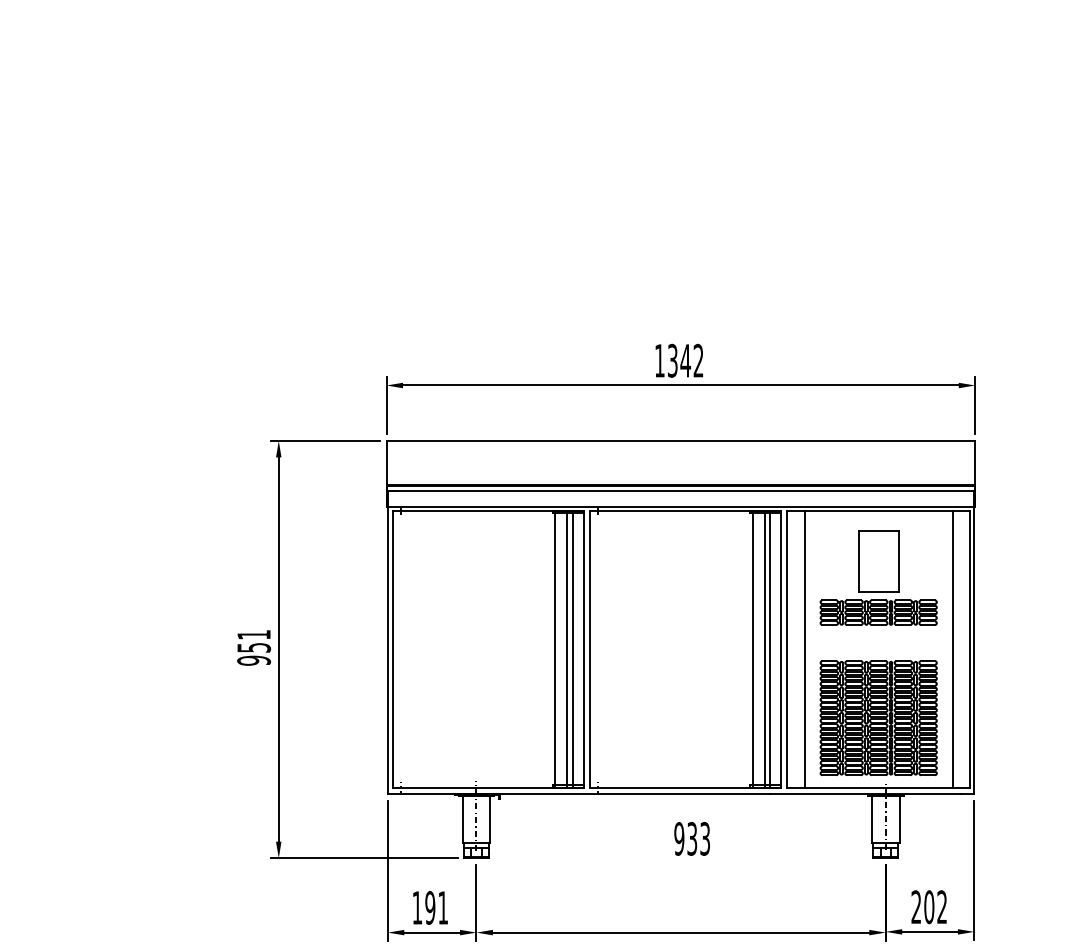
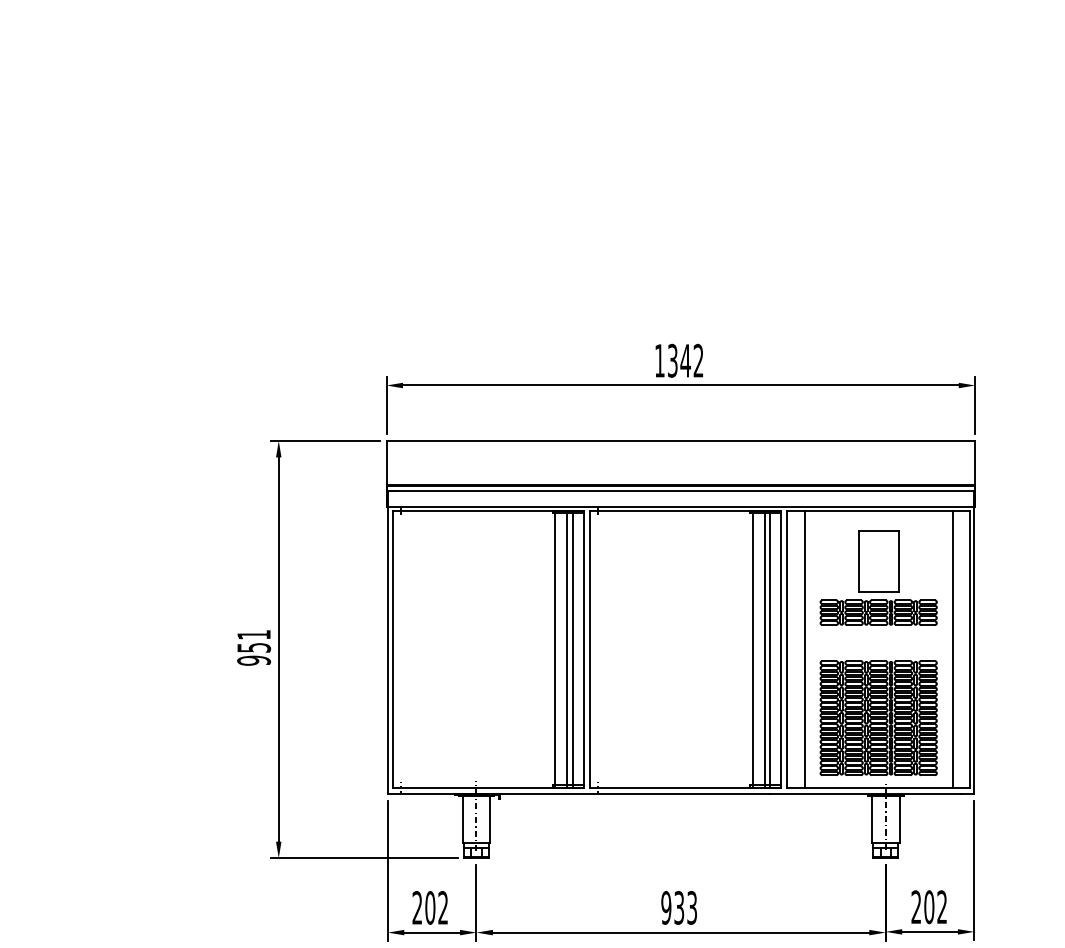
text position: (691, 838) -> (678, 907) (678, 907)
text: 191 -> 202 (429, 907)
